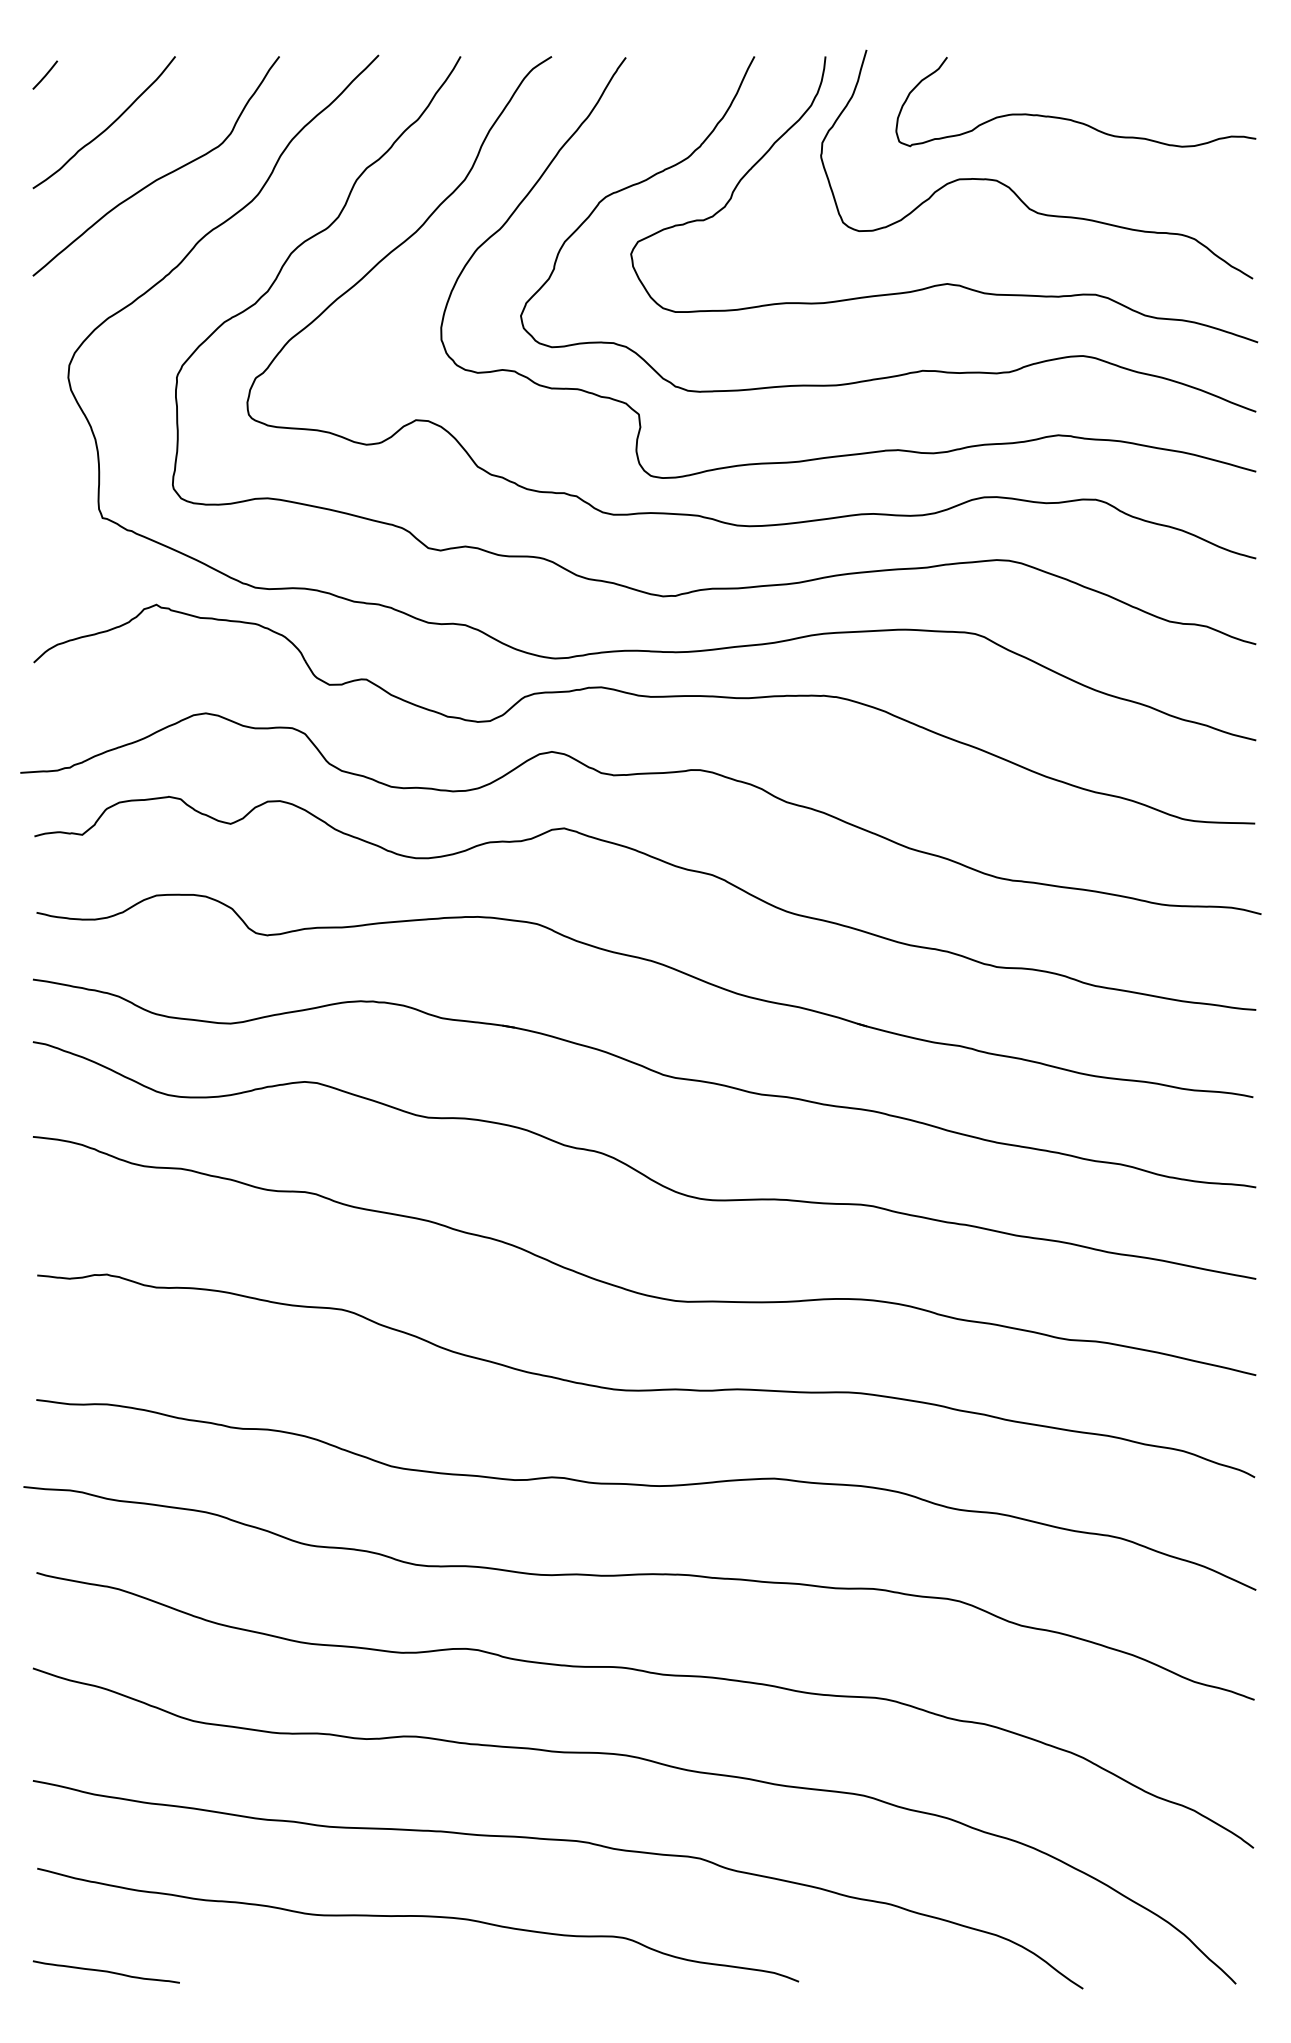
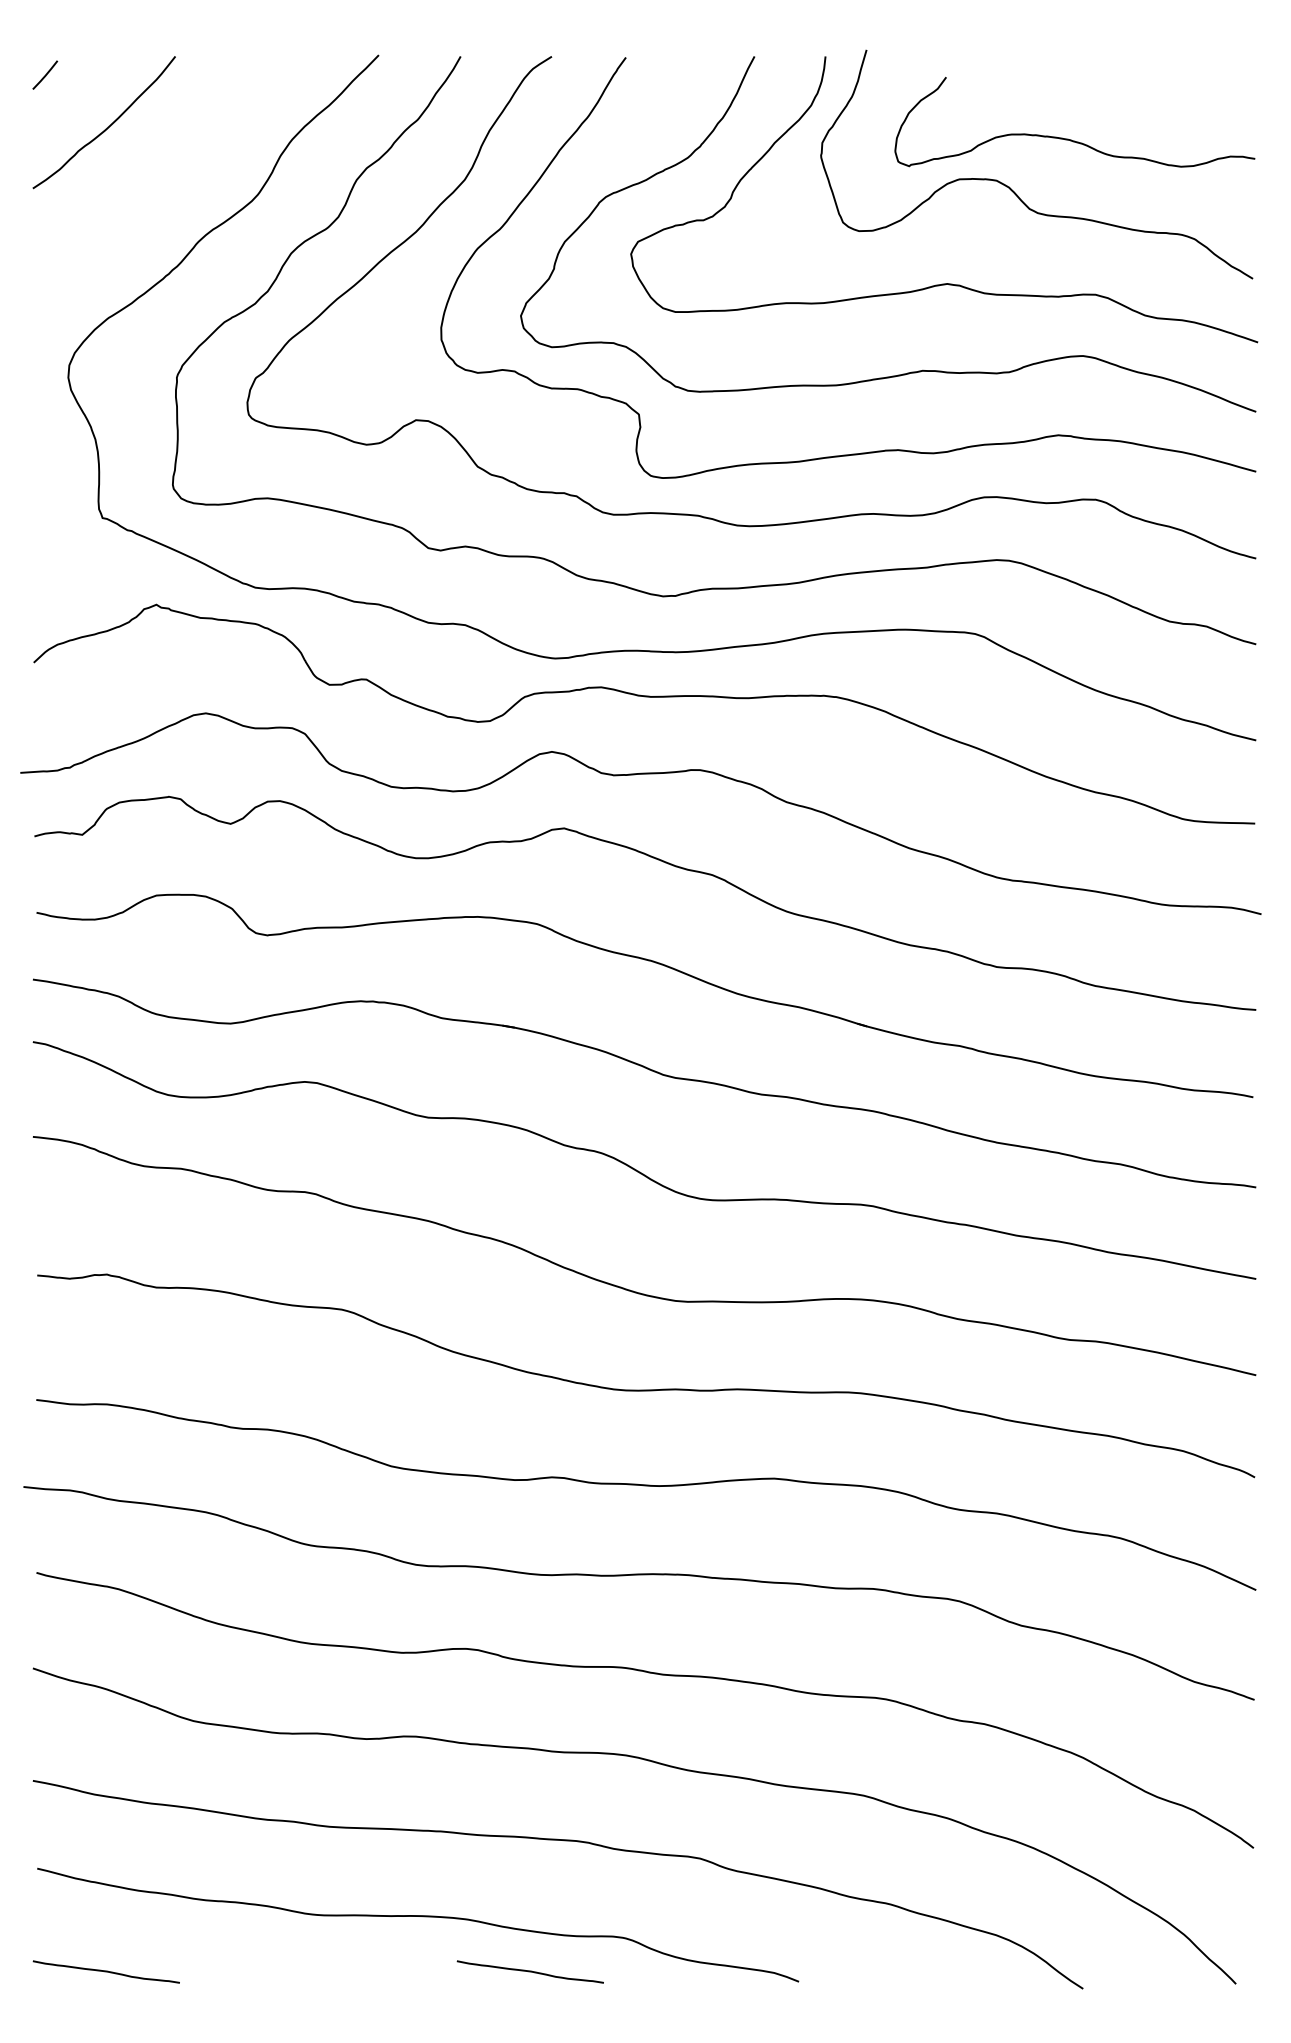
curve position: (1069, 118) -> (1068, 138) (1068, 138)
curve: present -> none (161, 176)
curve: none -> present (529, 1971)
